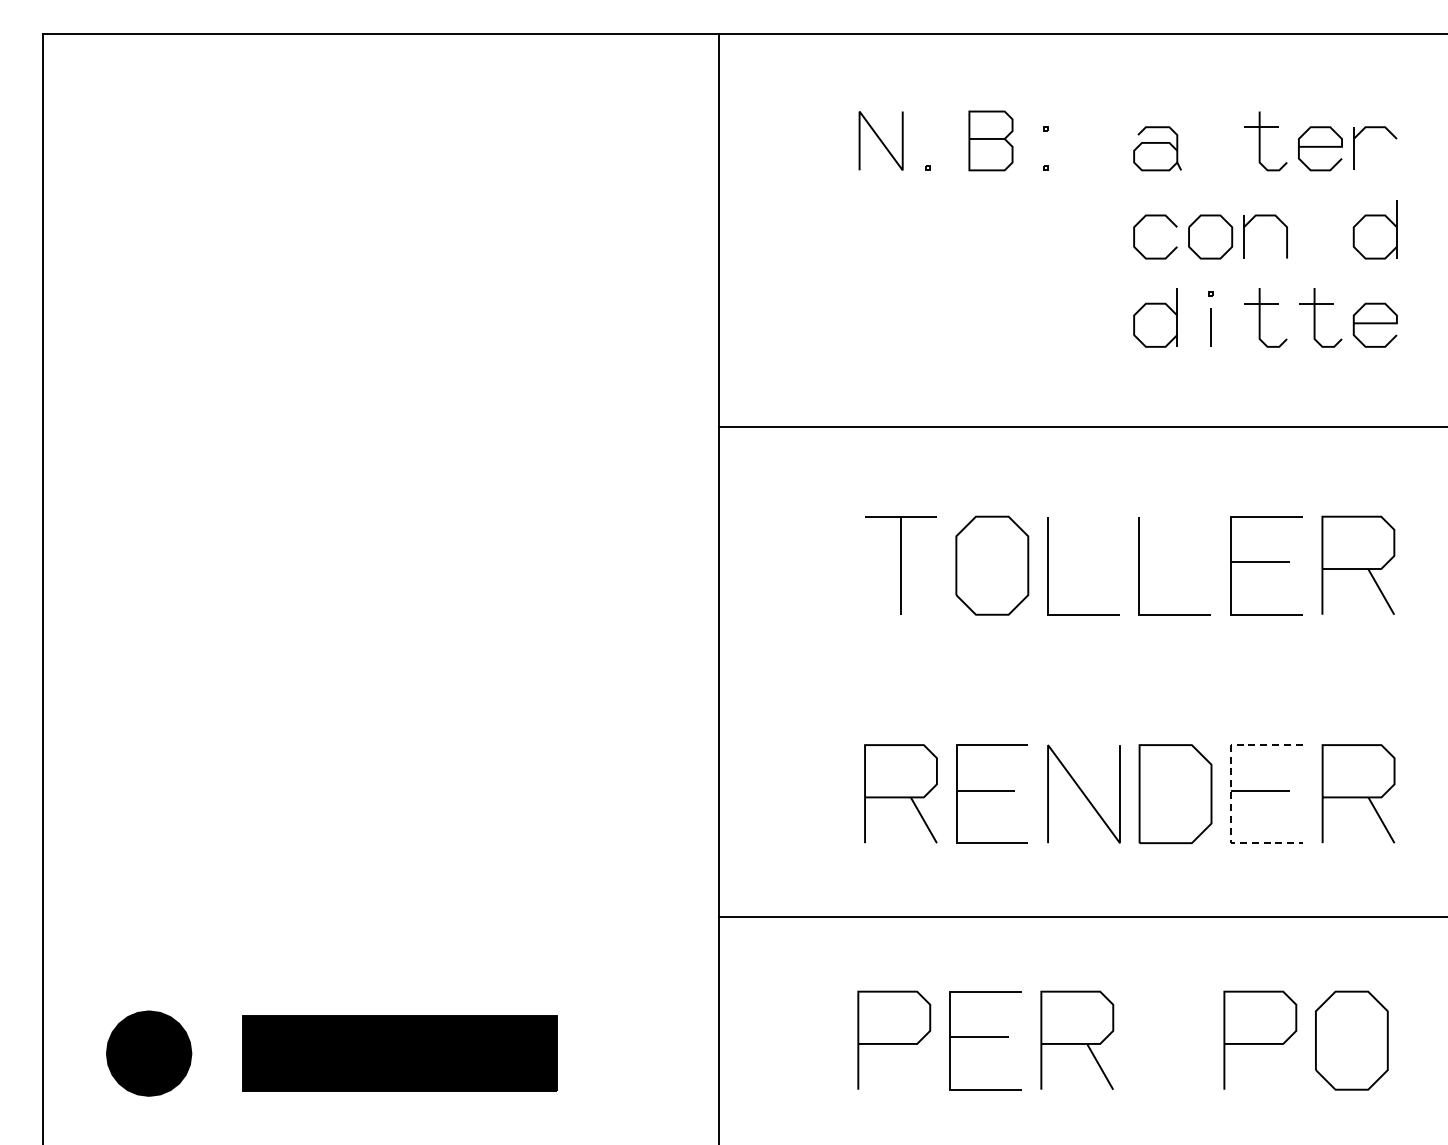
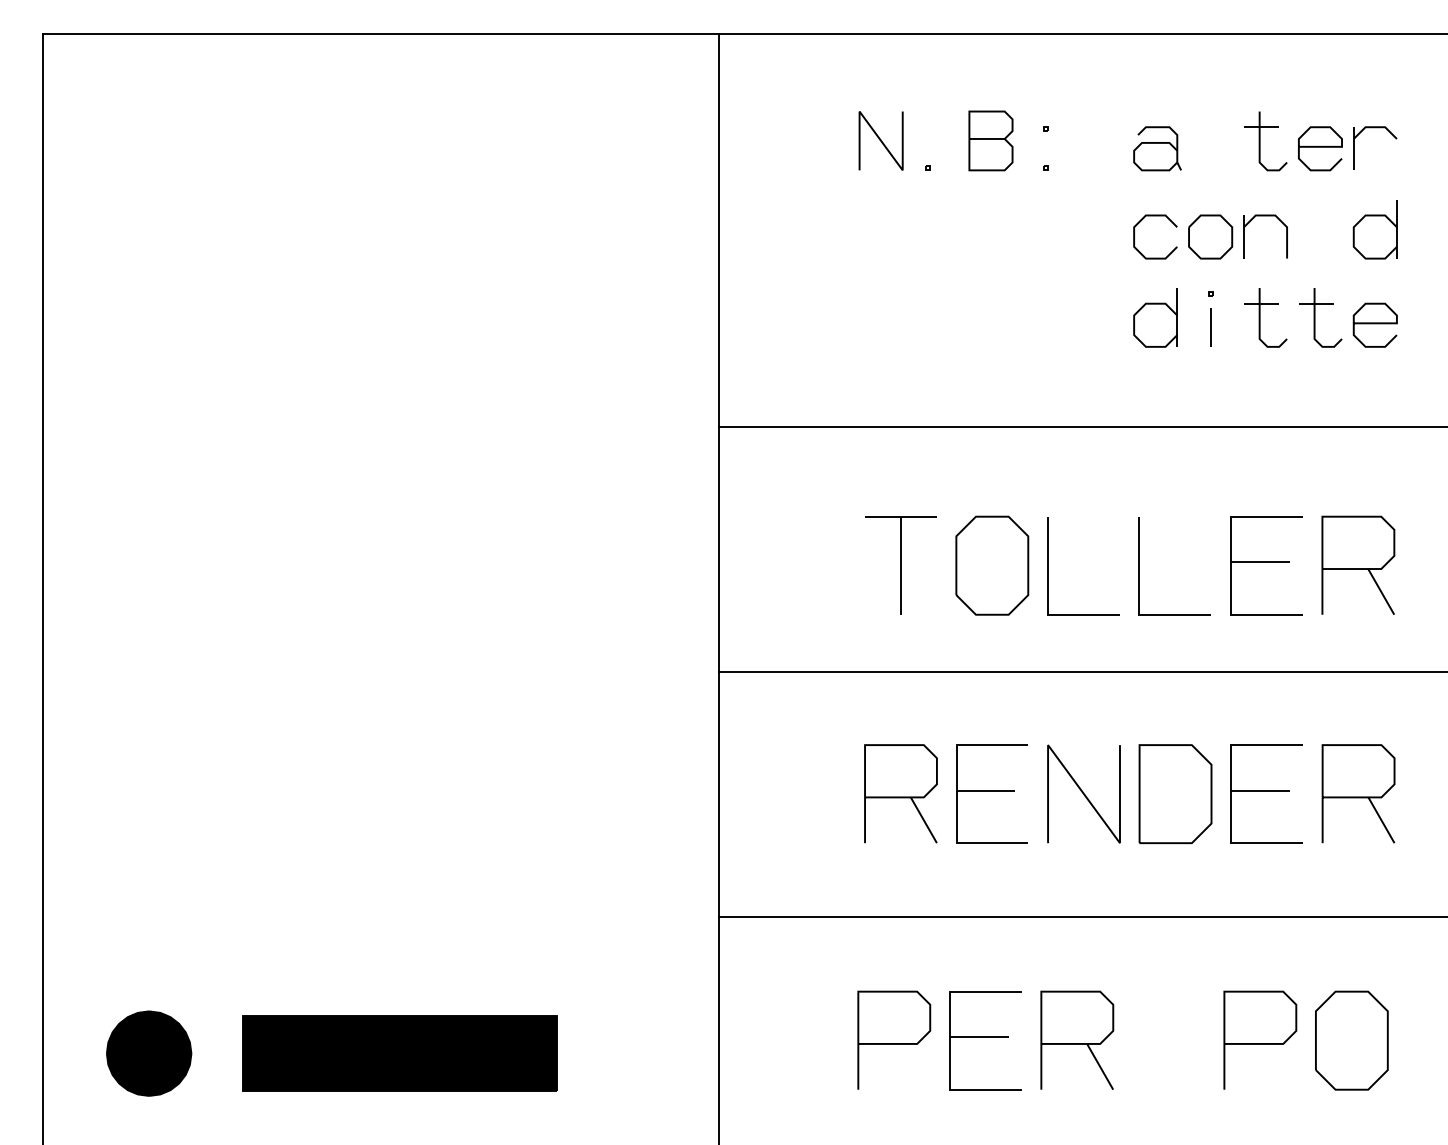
line: none -> present (1081, 671)
line: dashed -> solid (1231, 794)
